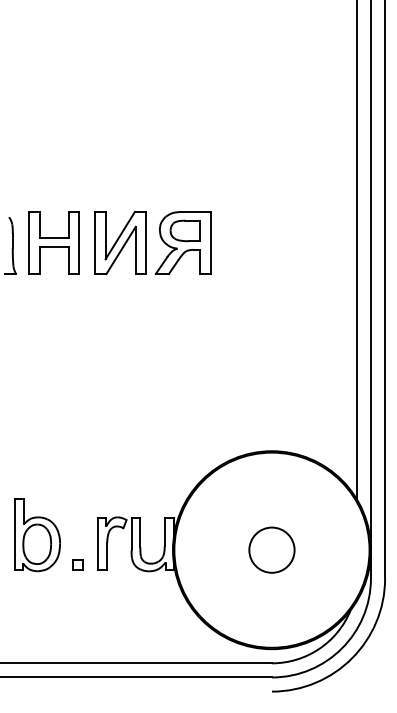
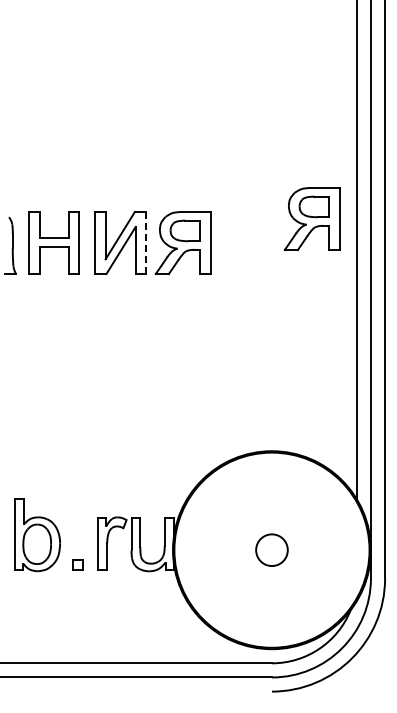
part: none -> present (311, 218)
line: solid -> dashed (146, 242)
circle diameter: 45 px -> 32 px (271, 550)
